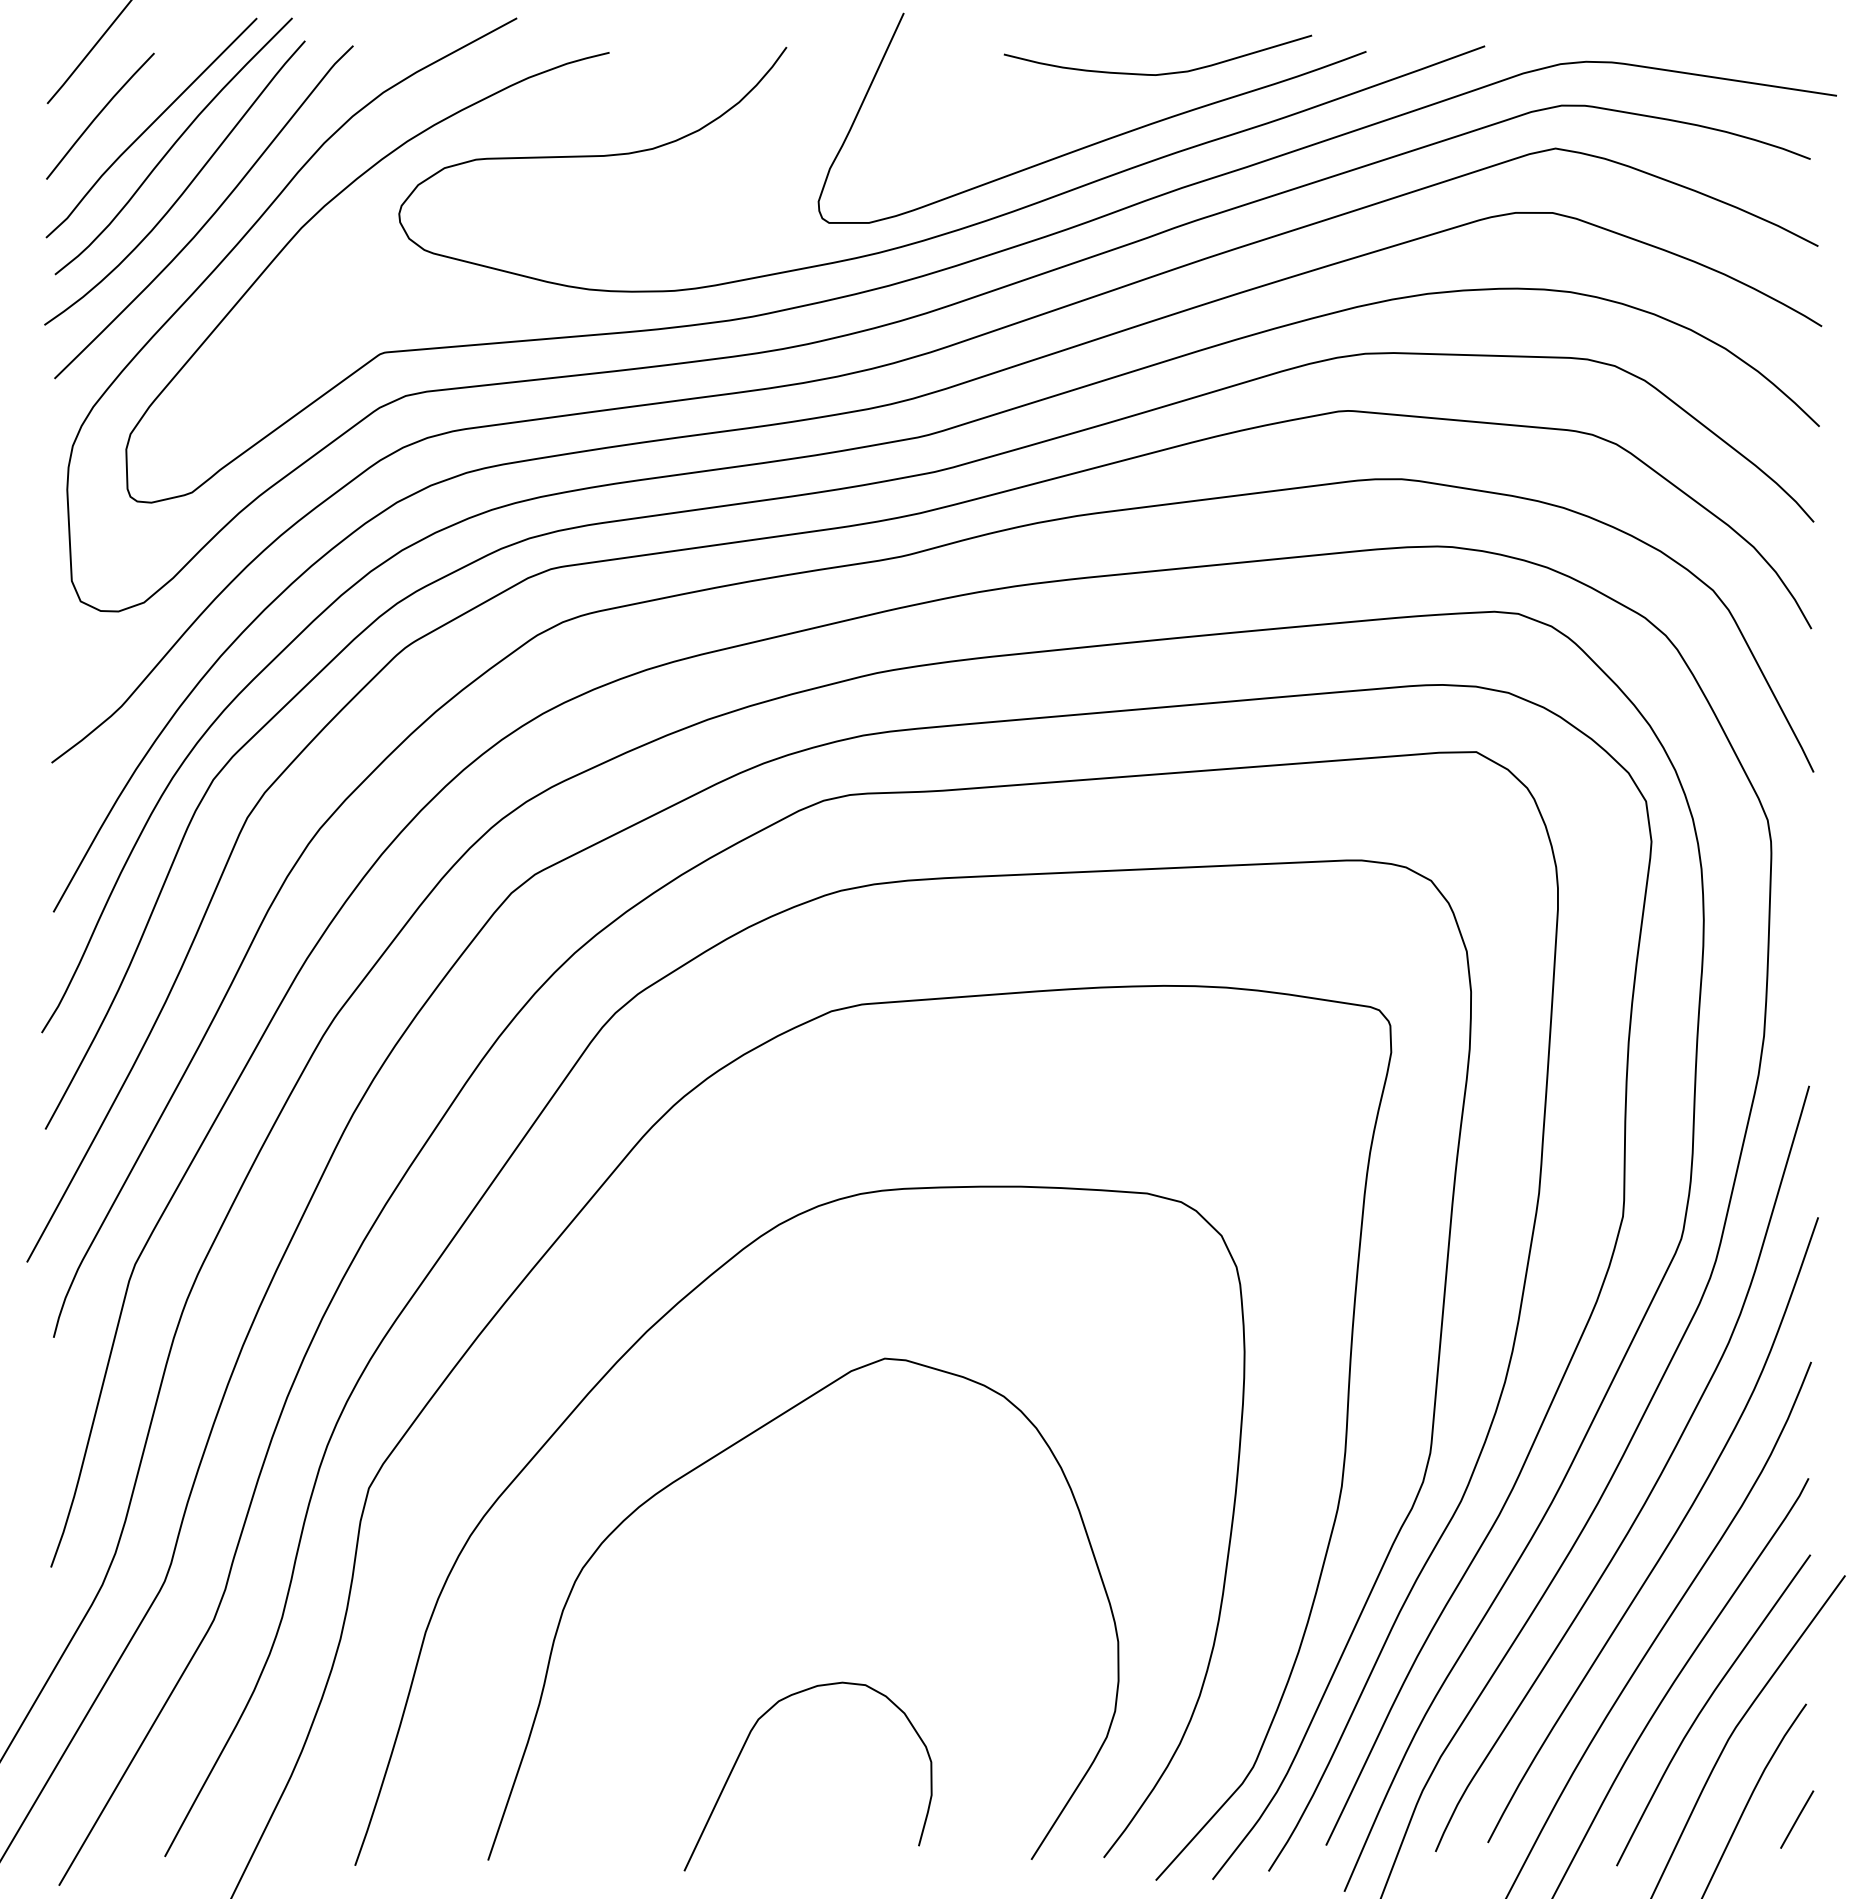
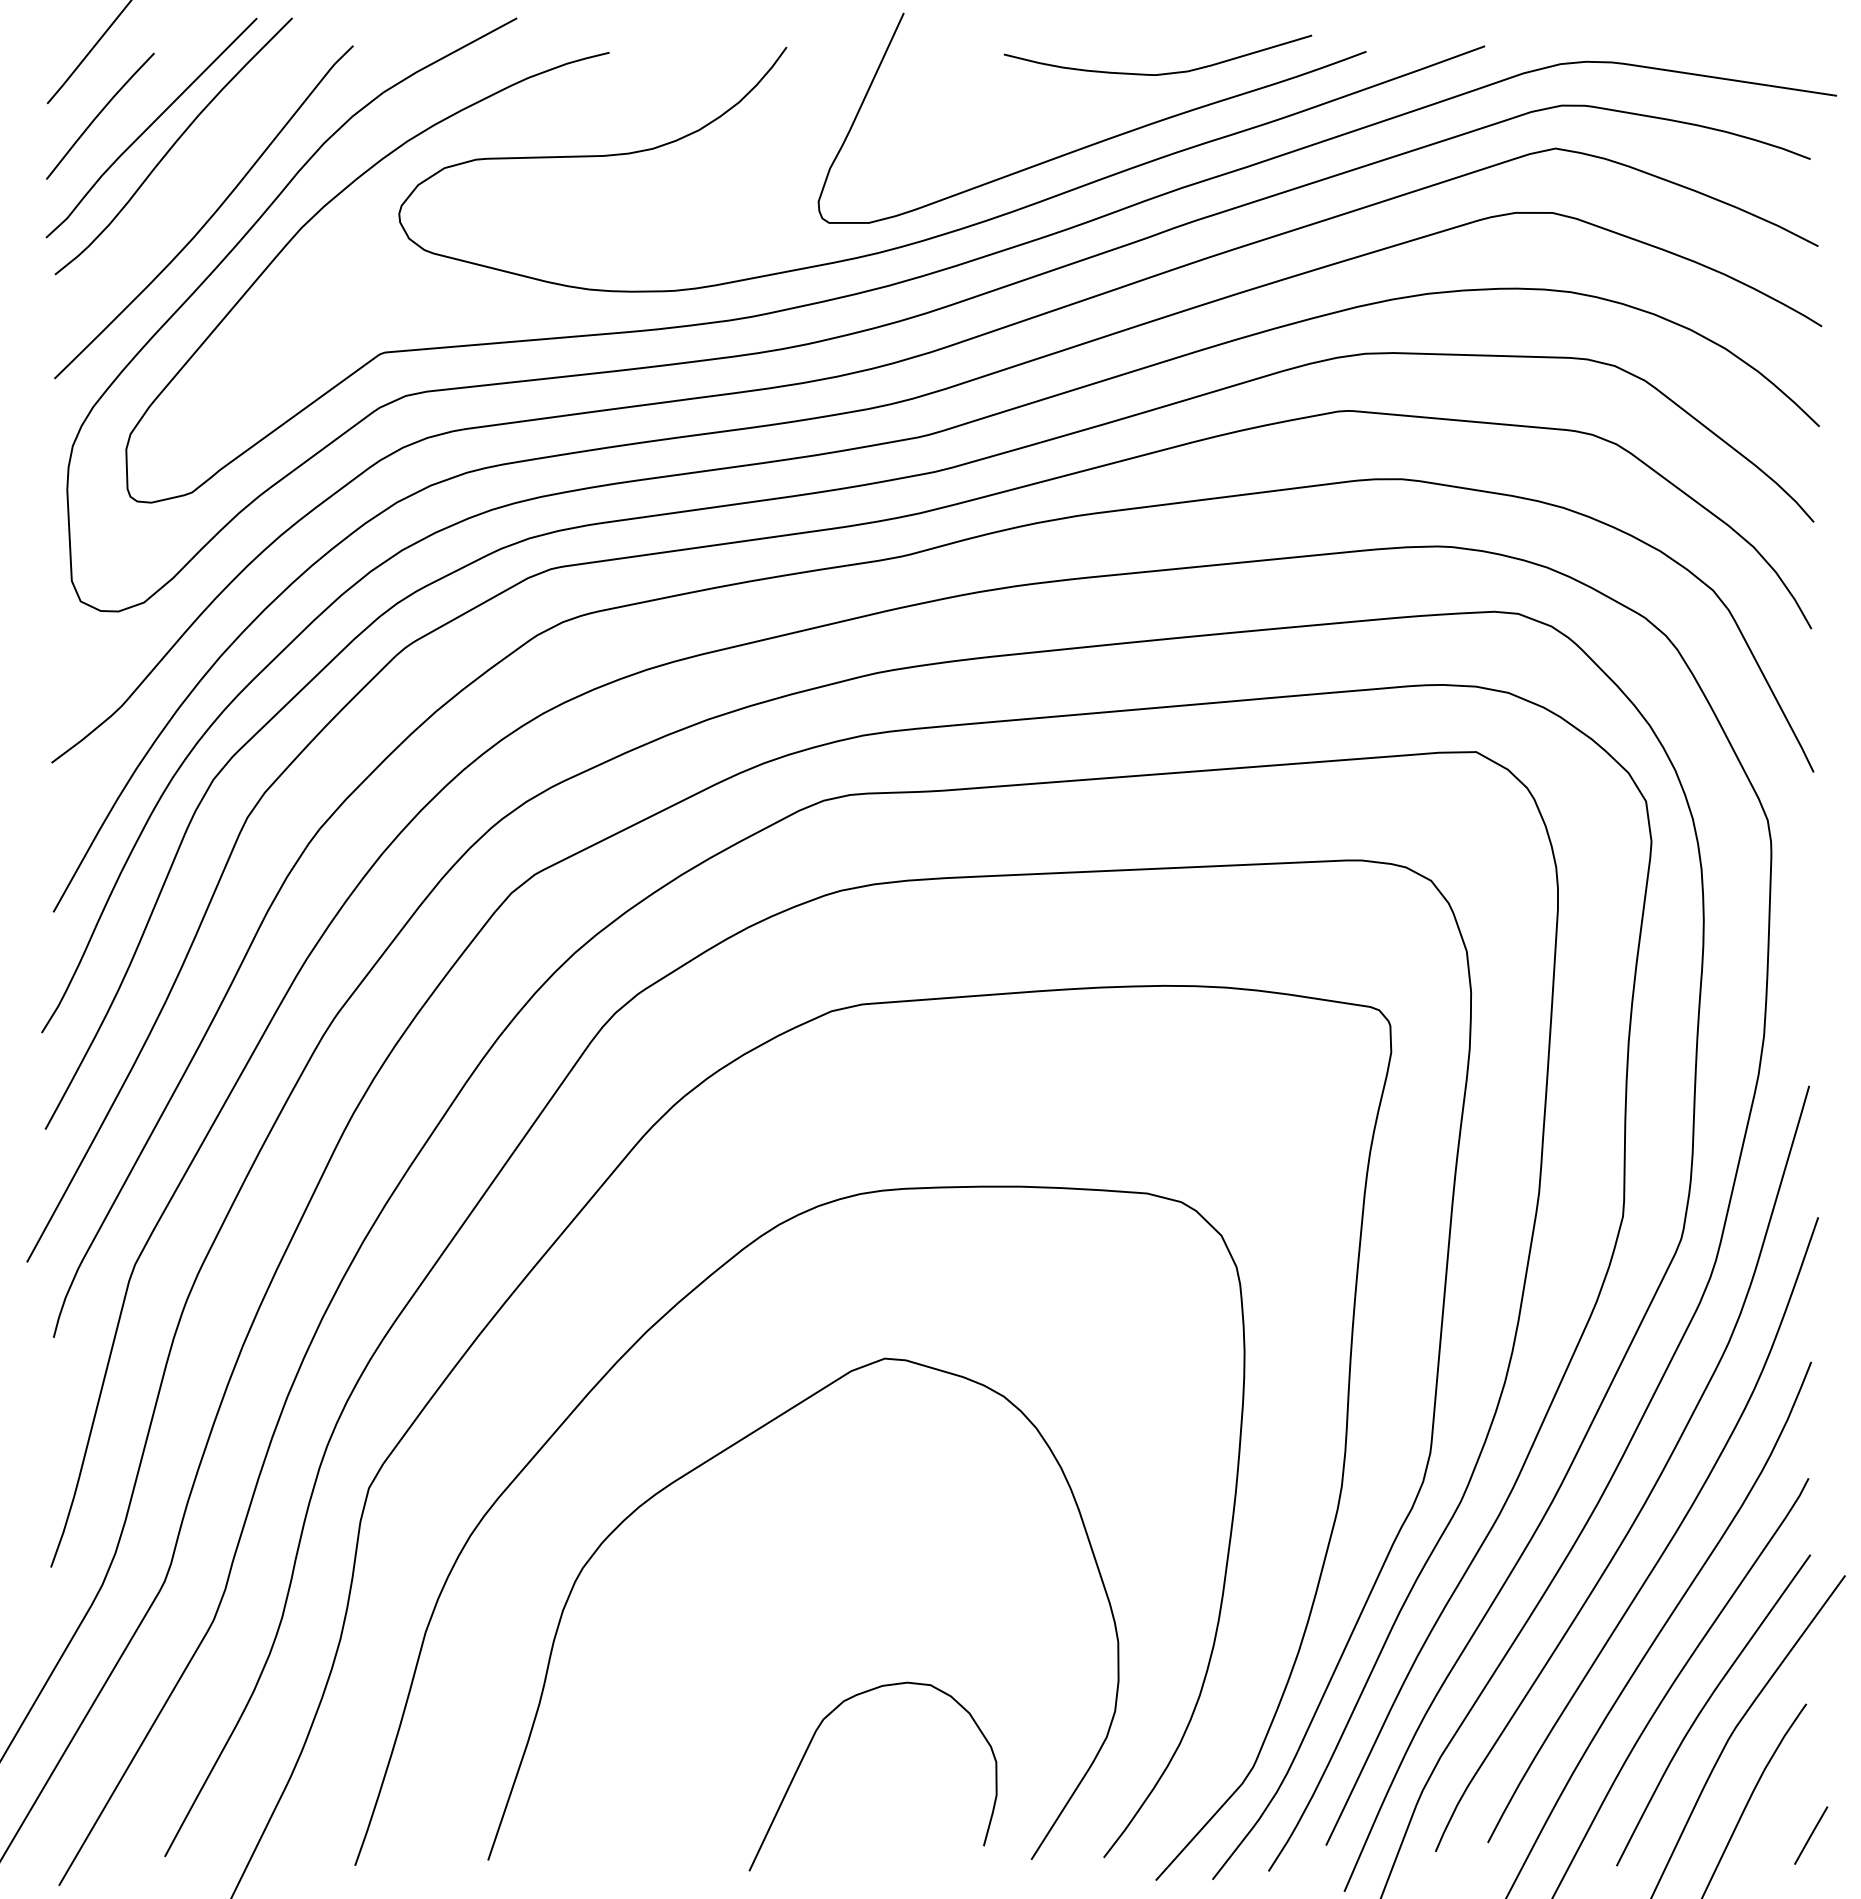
curve: present -> none (183, 190)
curve position: (743, 1749) -> (808, 1749) (808, 1749)
line position: (1797, 1819) -> (1811, 1835) (1811, 1835)
